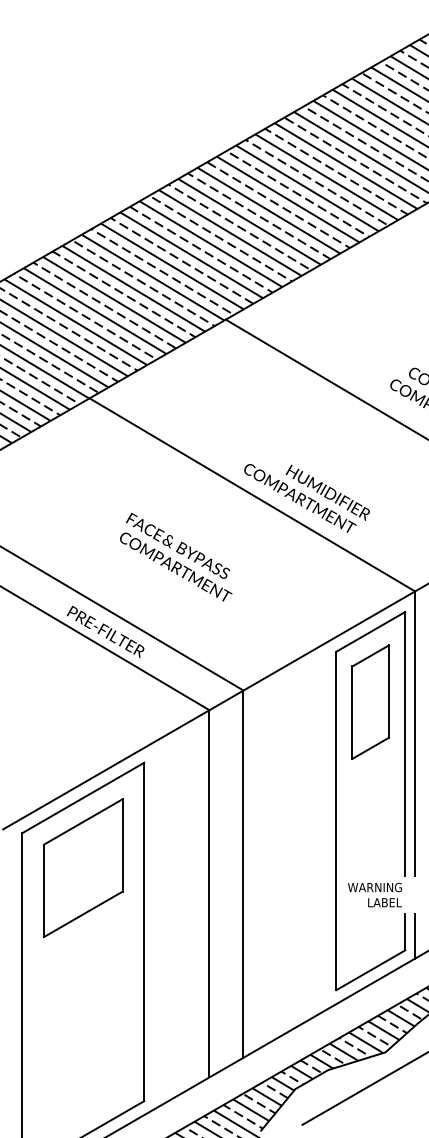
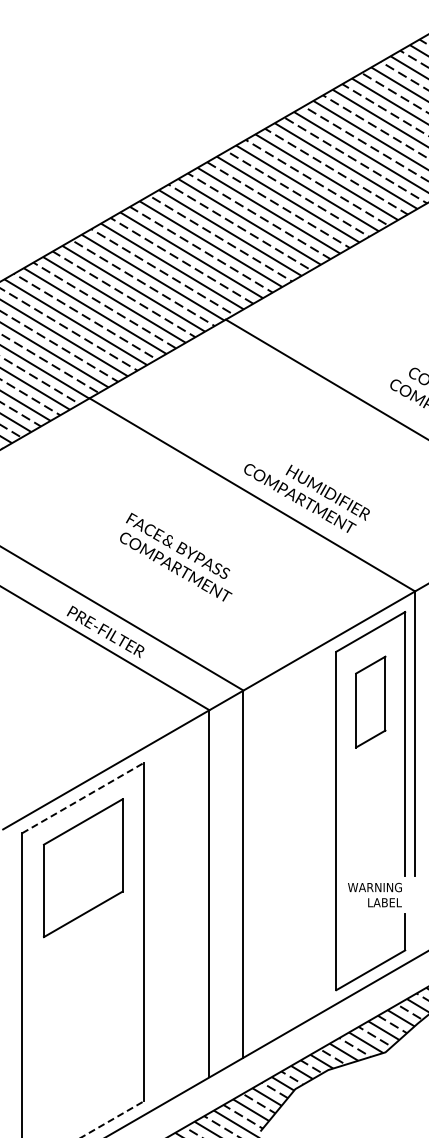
part size: 40x116 px -> 32x94 px (370, 701)
line: solid -> dashed (83, 797)
line: present -> none (415, 936)
line: present -> none (363, 1088)
line: solid -> dashed (113, 1119)
